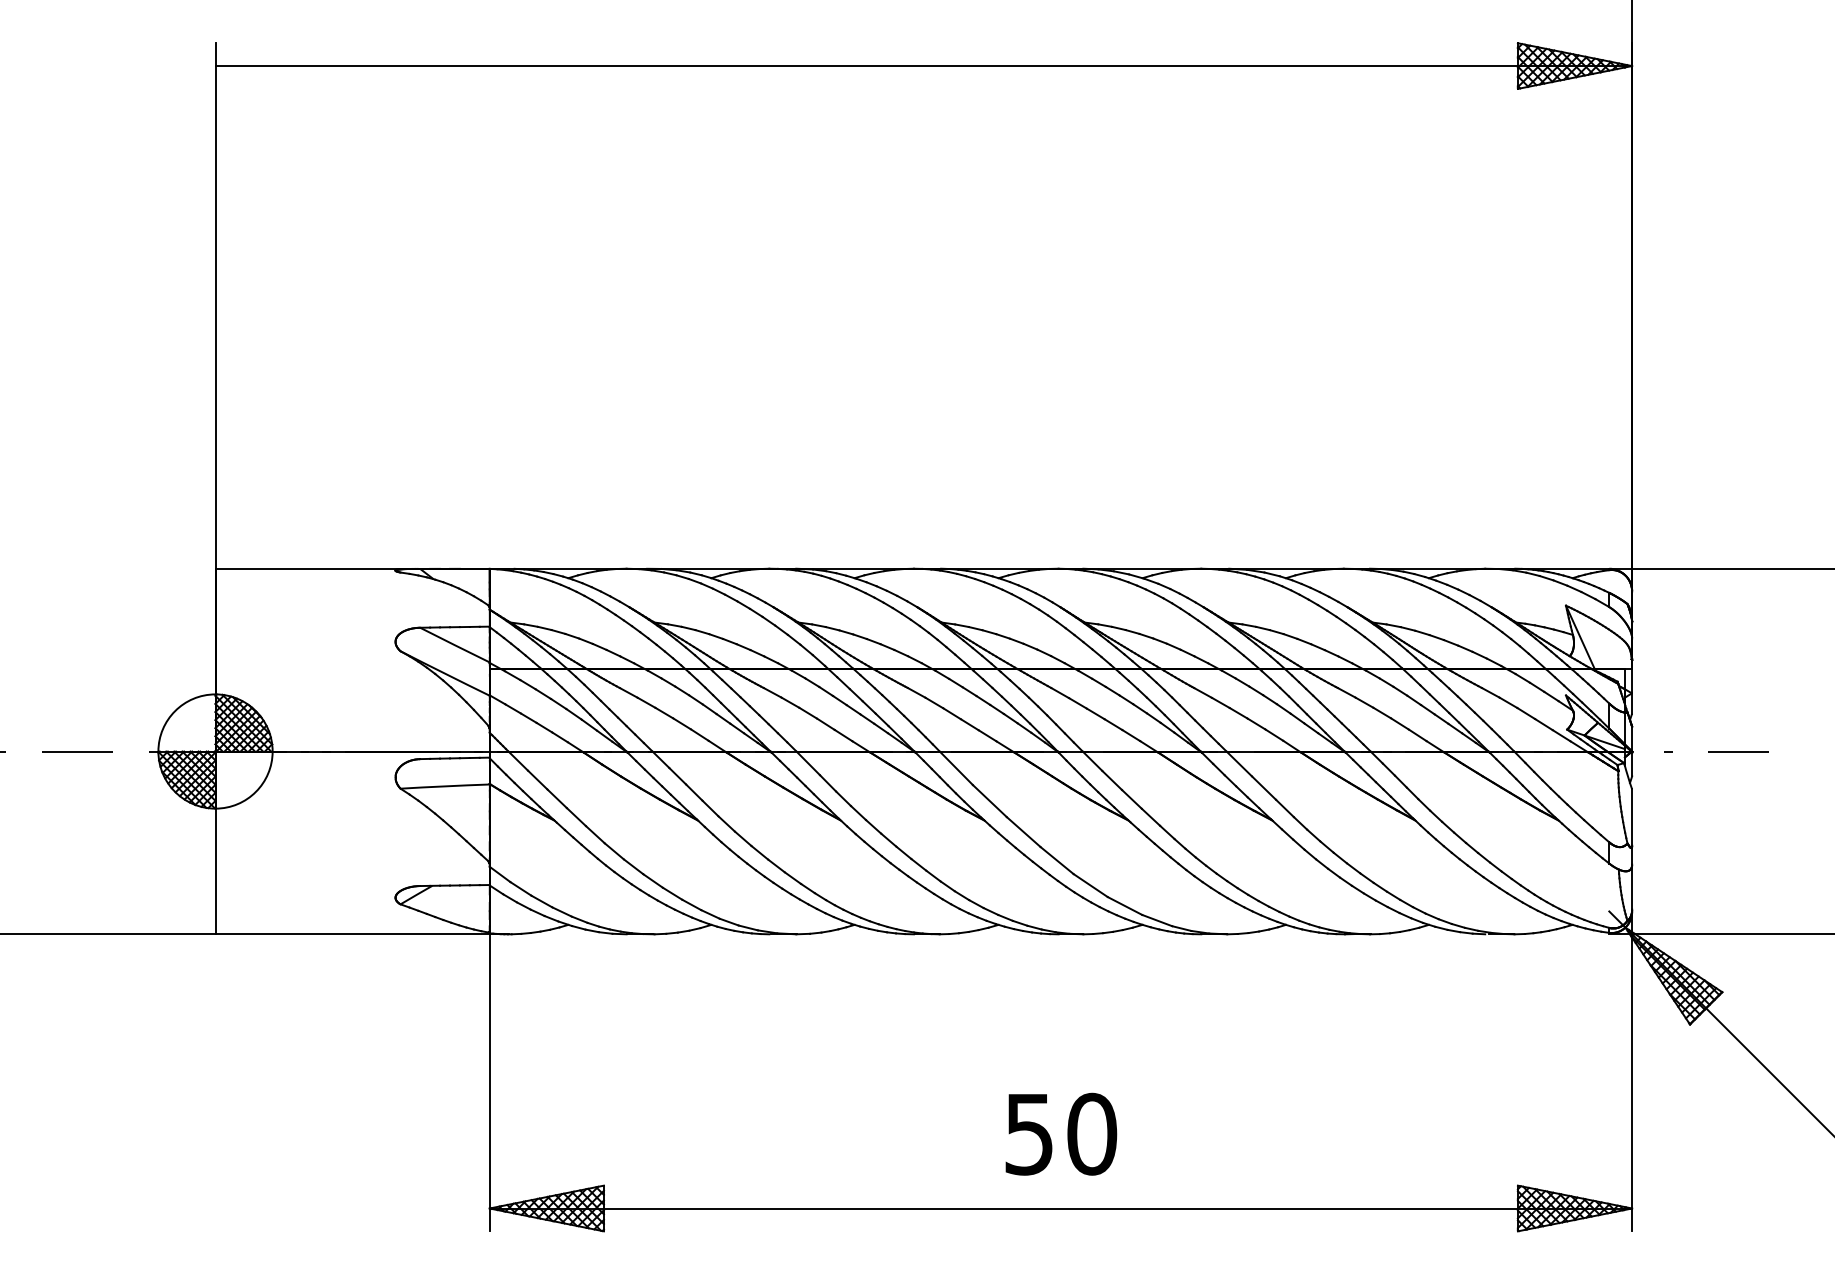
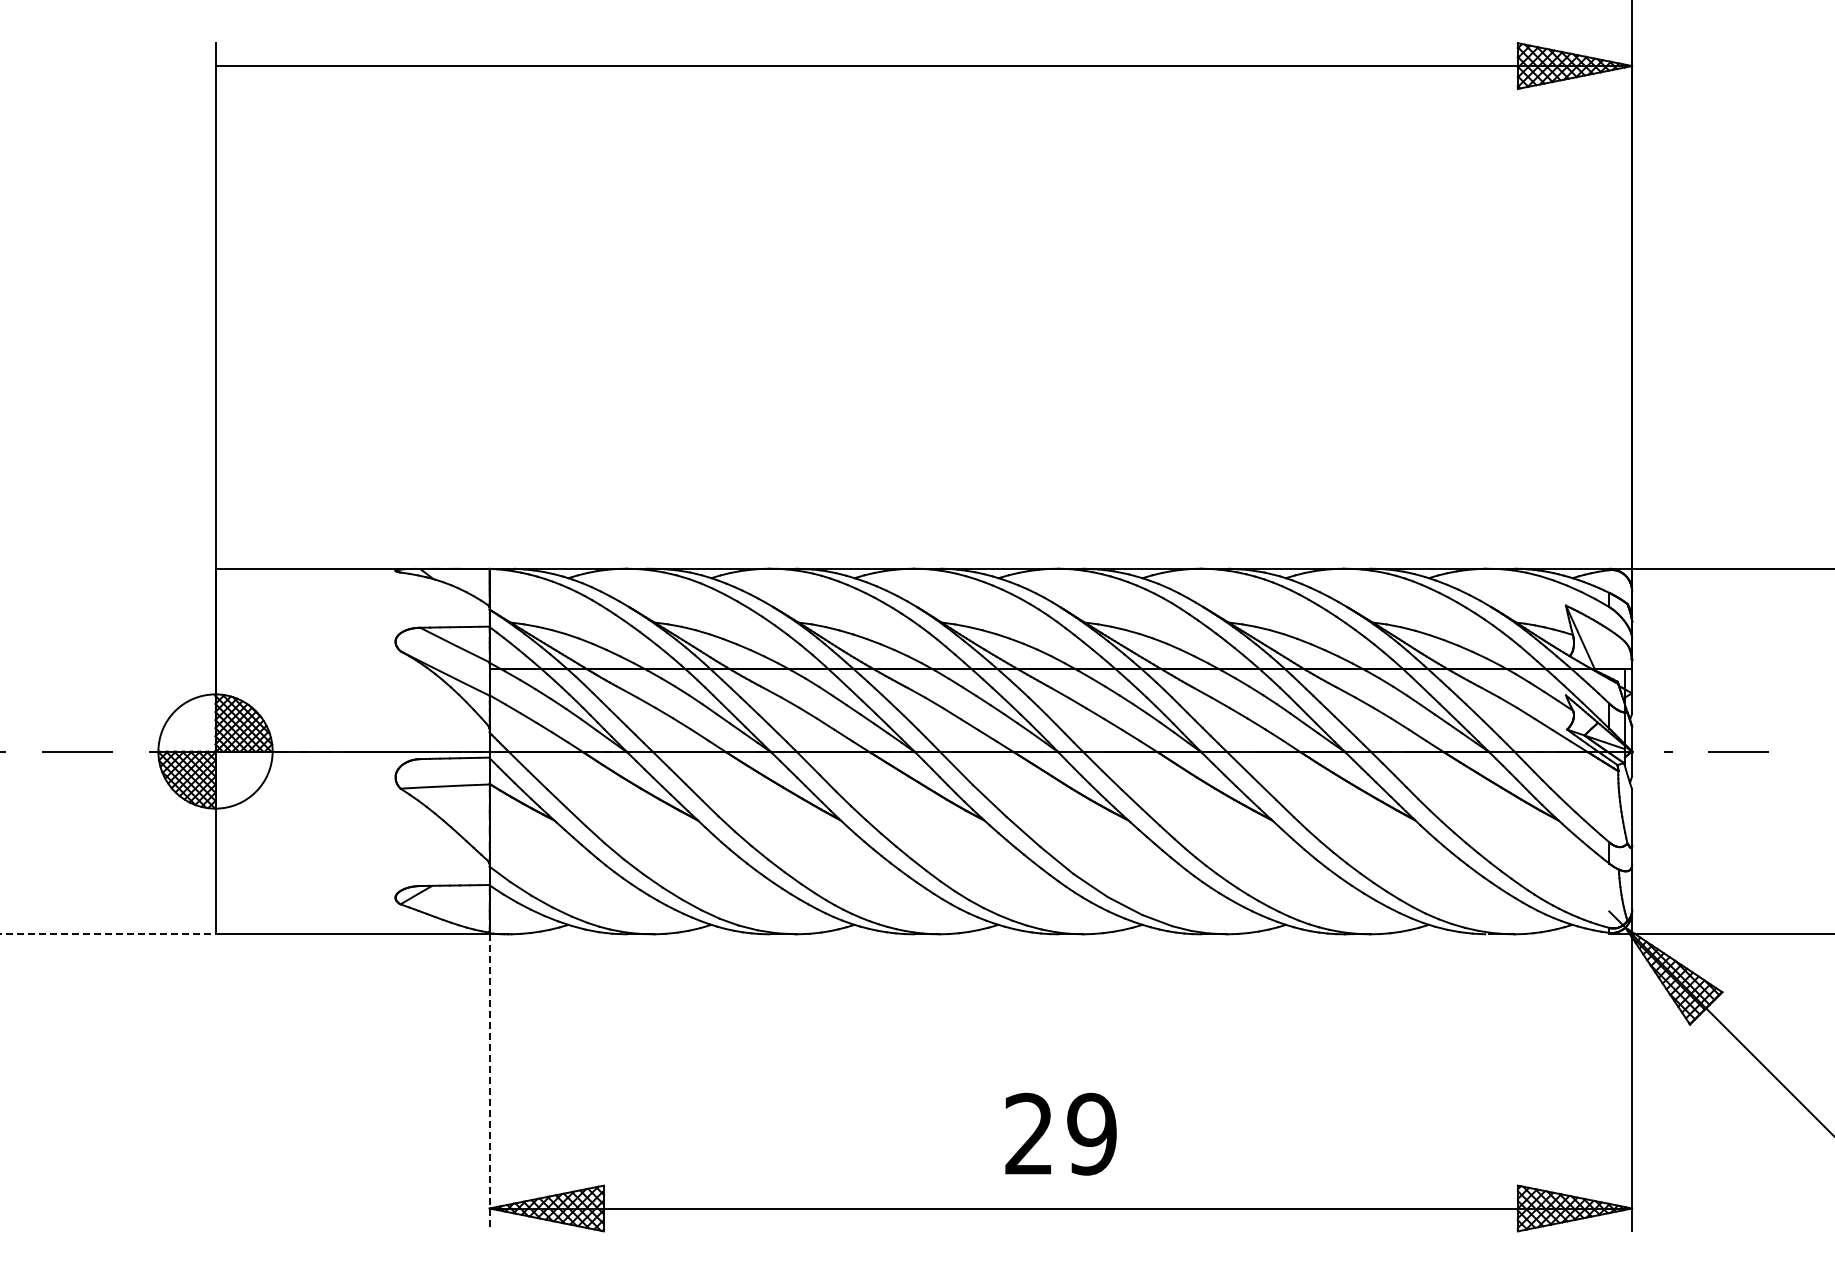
line: solid -> dashed (108, 934)
line: solid -> dashed (489, 1082)
text: 50 -> 29 (1061, 1133)
